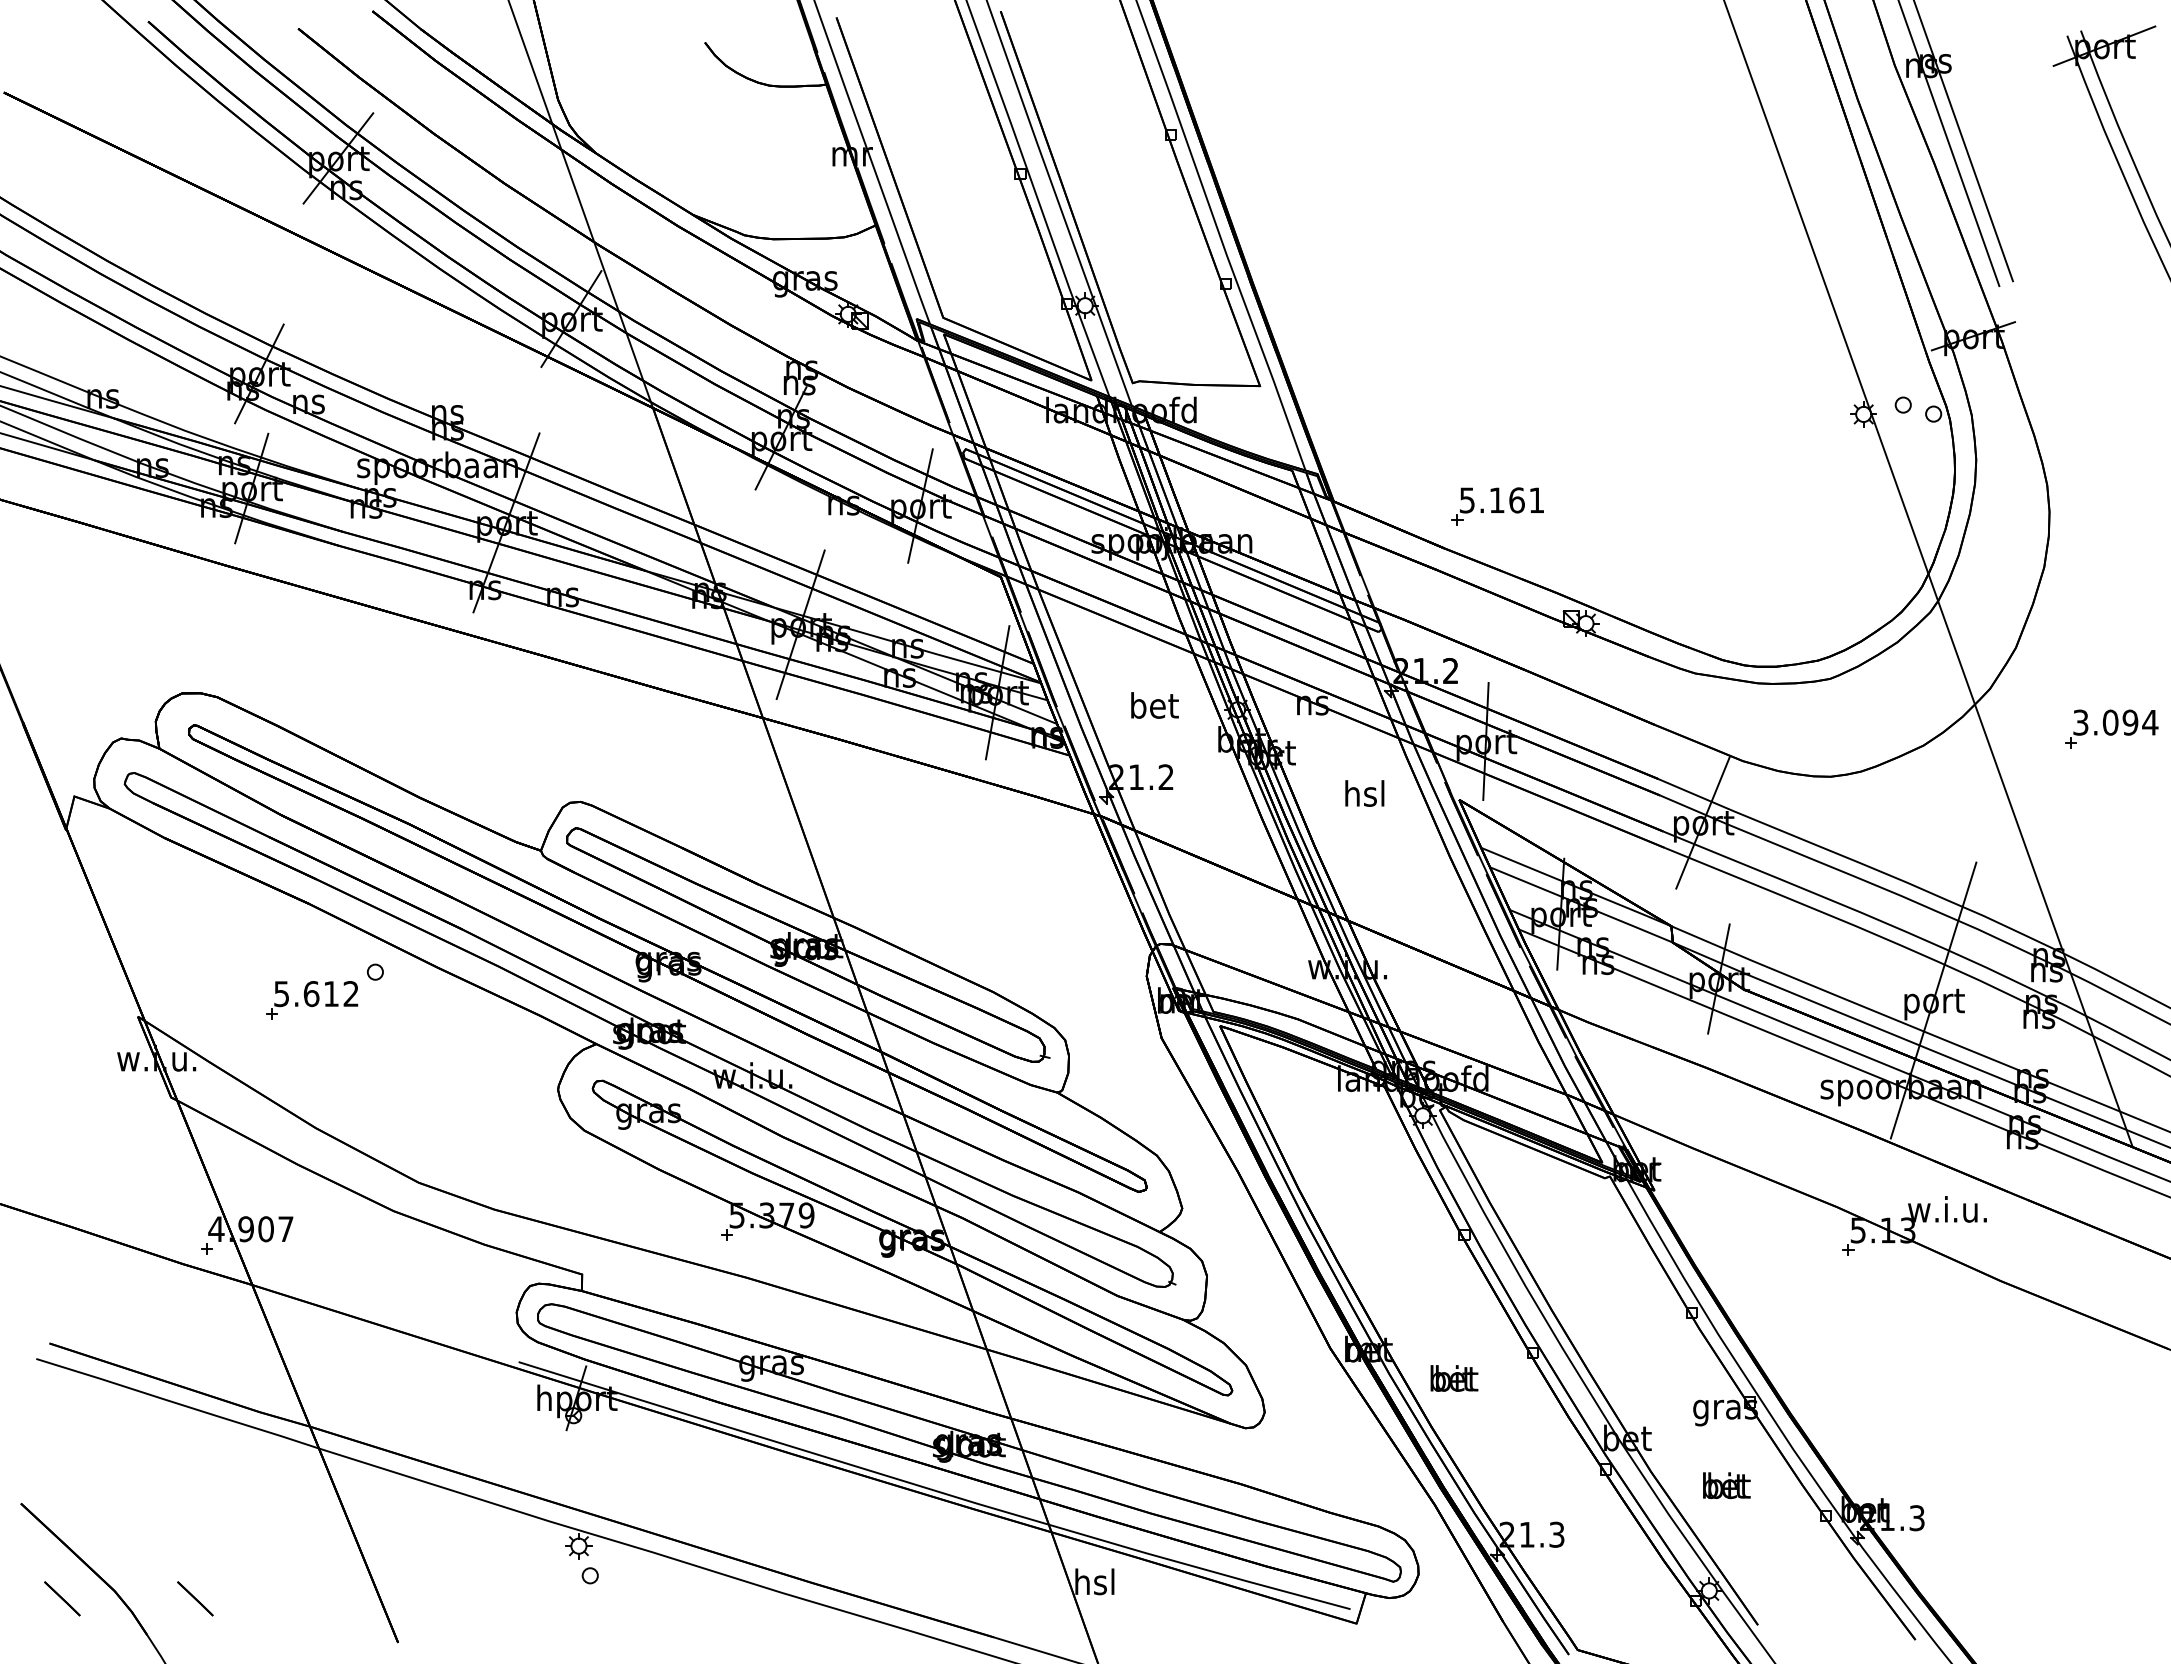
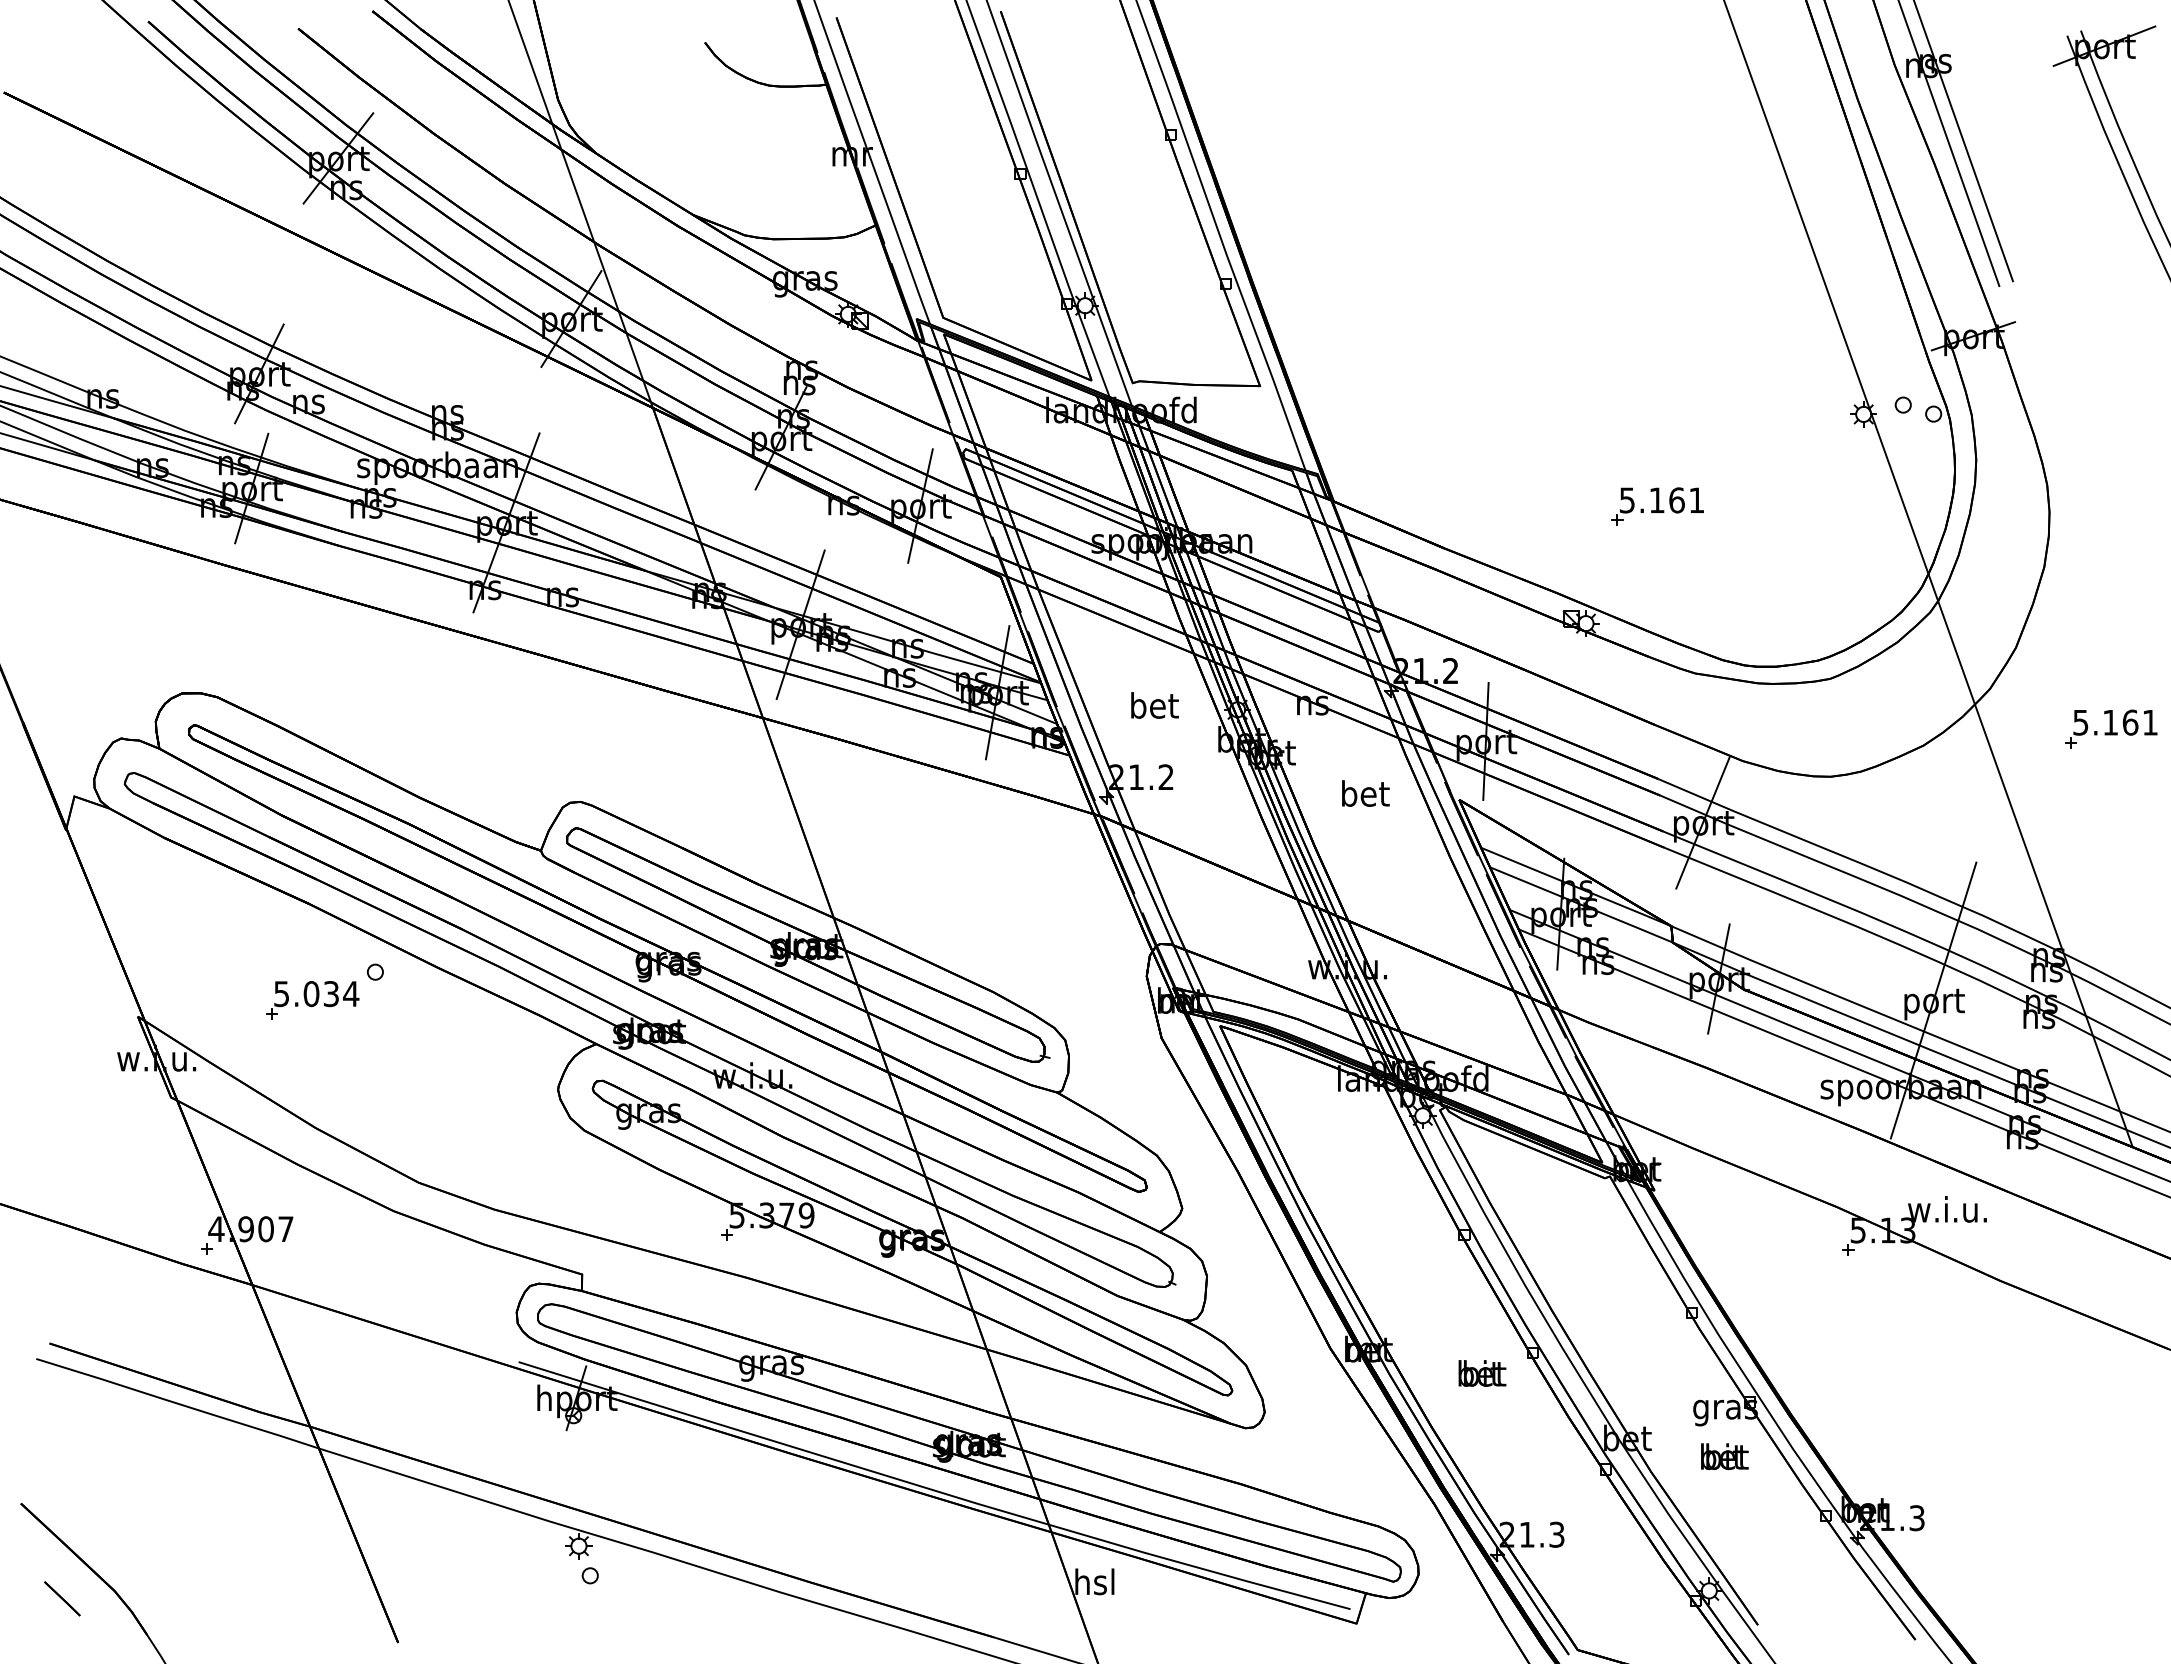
part position: (1497, 506) -> (1657, 506) (1657, 506)
text: 3.094 -> 5.161 (2116, 722)
text: hsl -> bet (1365, 793)
text: 5.612 -> 5.034 (331, 994)
text position: (1454, 1378) -> (1482, 1373) (1482, 1373)
text position: (1726, 1485) -> (1724, 1456) (1724, 1456)
line: present -> none (195, 1598)
